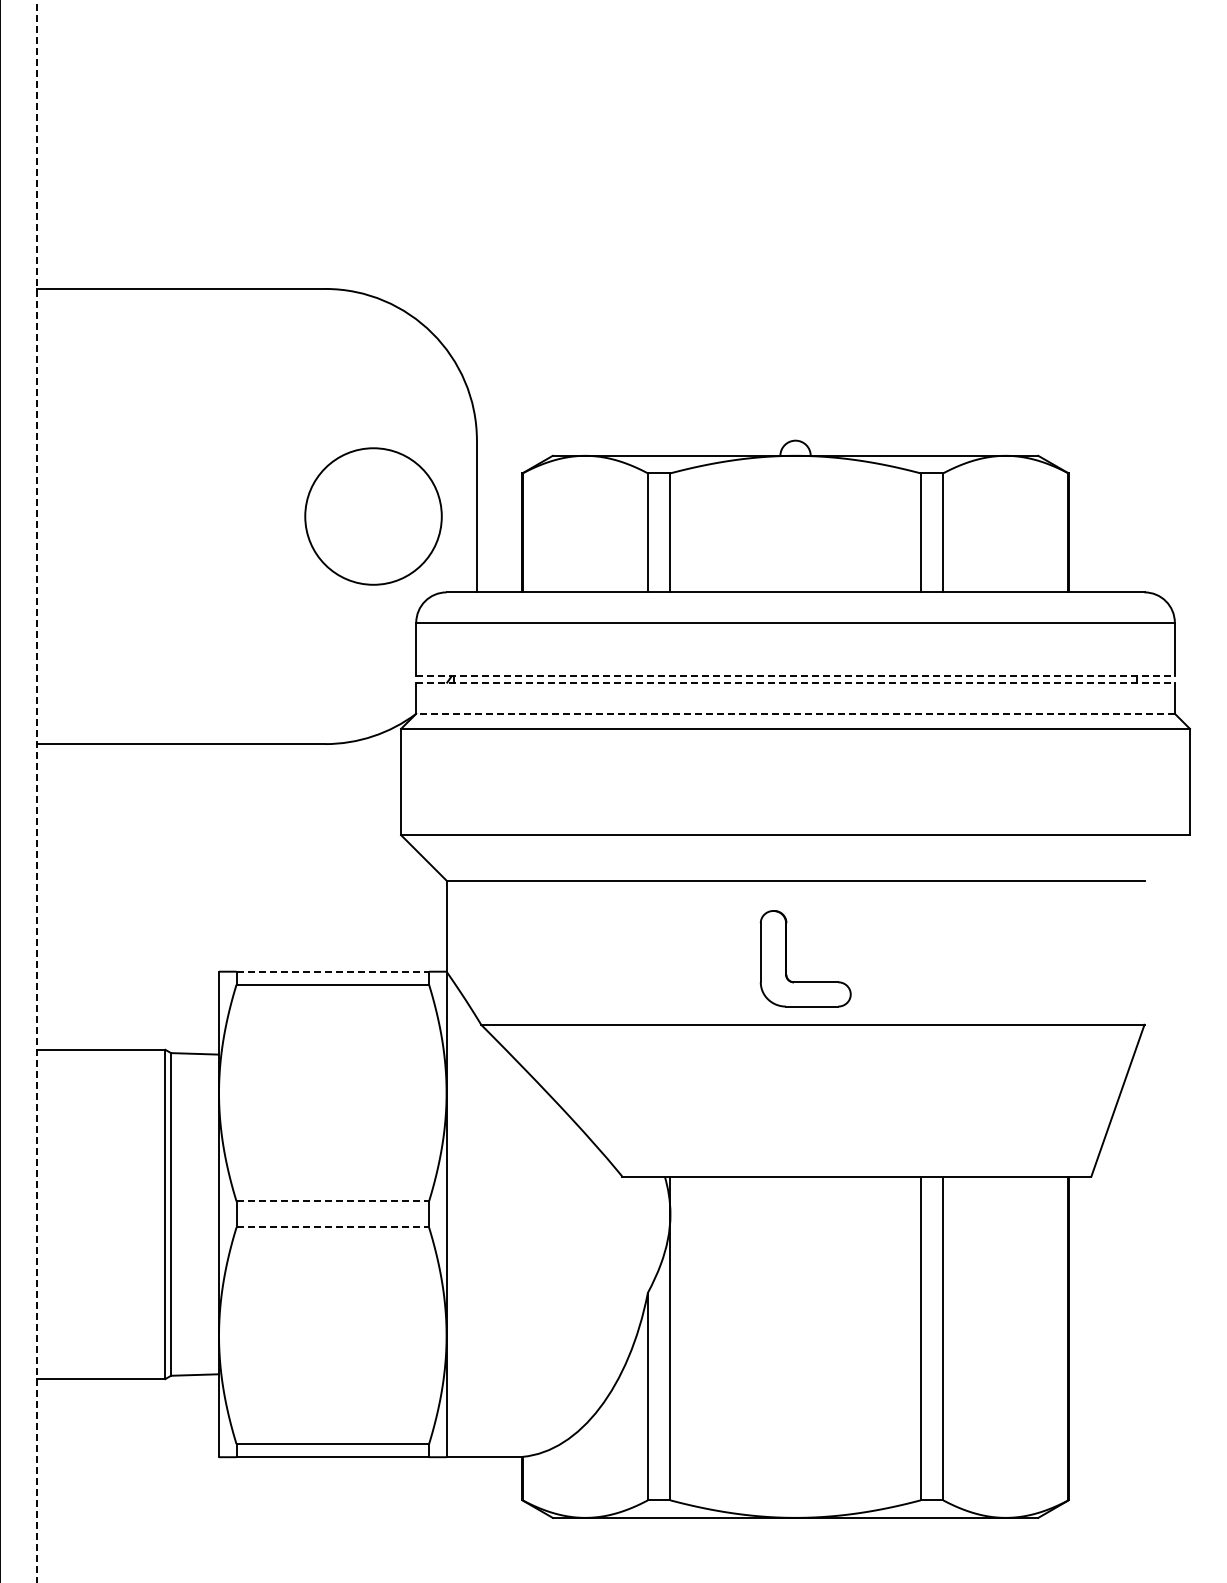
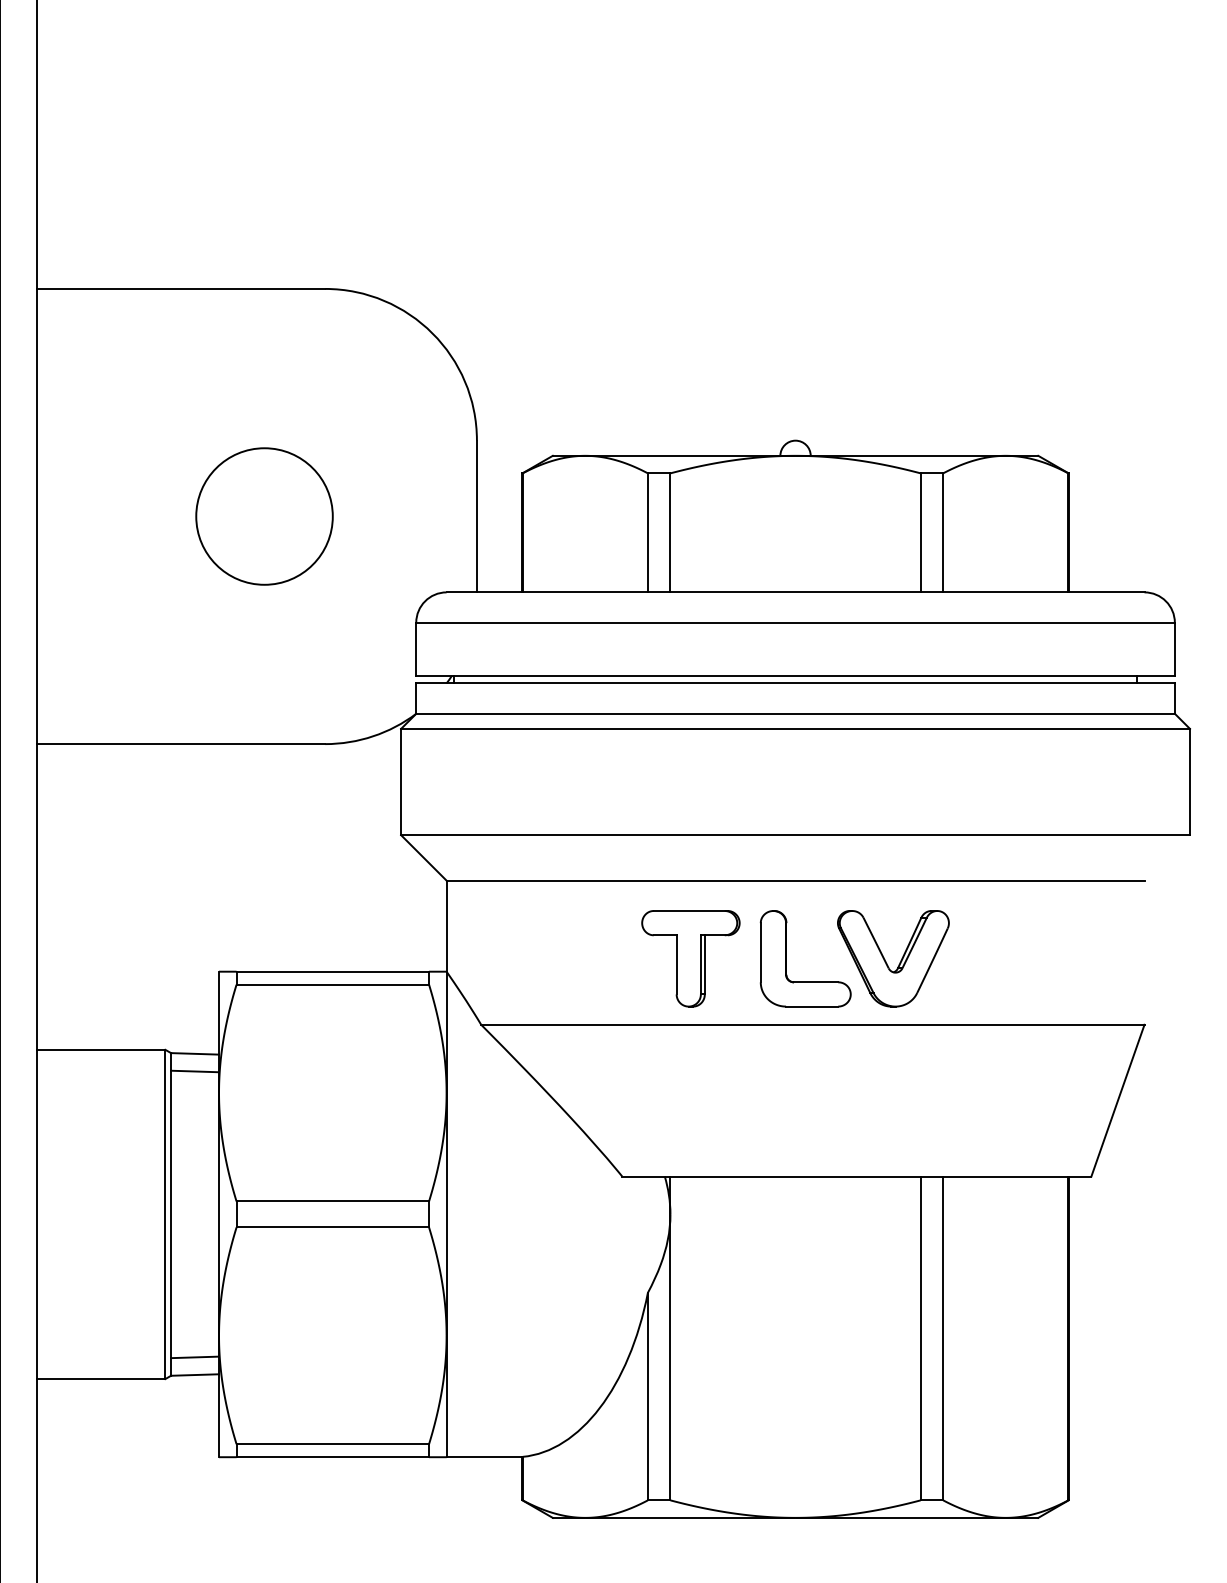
circle position: (373, 516) -> (264, 516) (264, 516)
line: dashed -> solid (796, 675)
line: dashed -> solid (796, 683)
line: dashed -> solid (795, 713)
line: dashed -> solid (36, 791)
part: none -> present (690, 958)
part: none -> present (899, 962)
line: dashed -> solid (333, 971)
line: none -> present (195, 1071)
line: dashed -> solid (333, 1201)
line: dashed -> solid (333, 1227)
line: none -> present (195, 1357)
